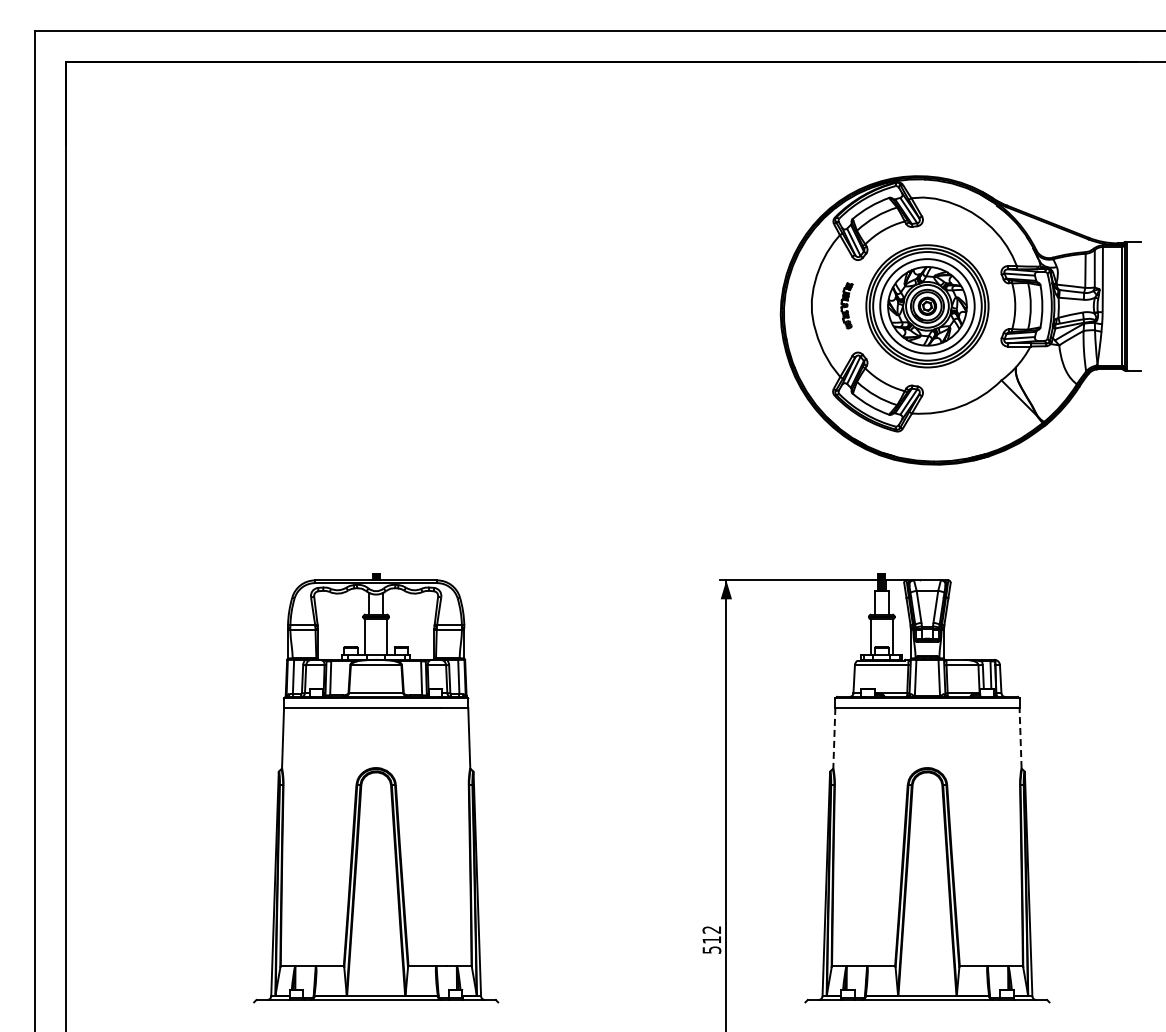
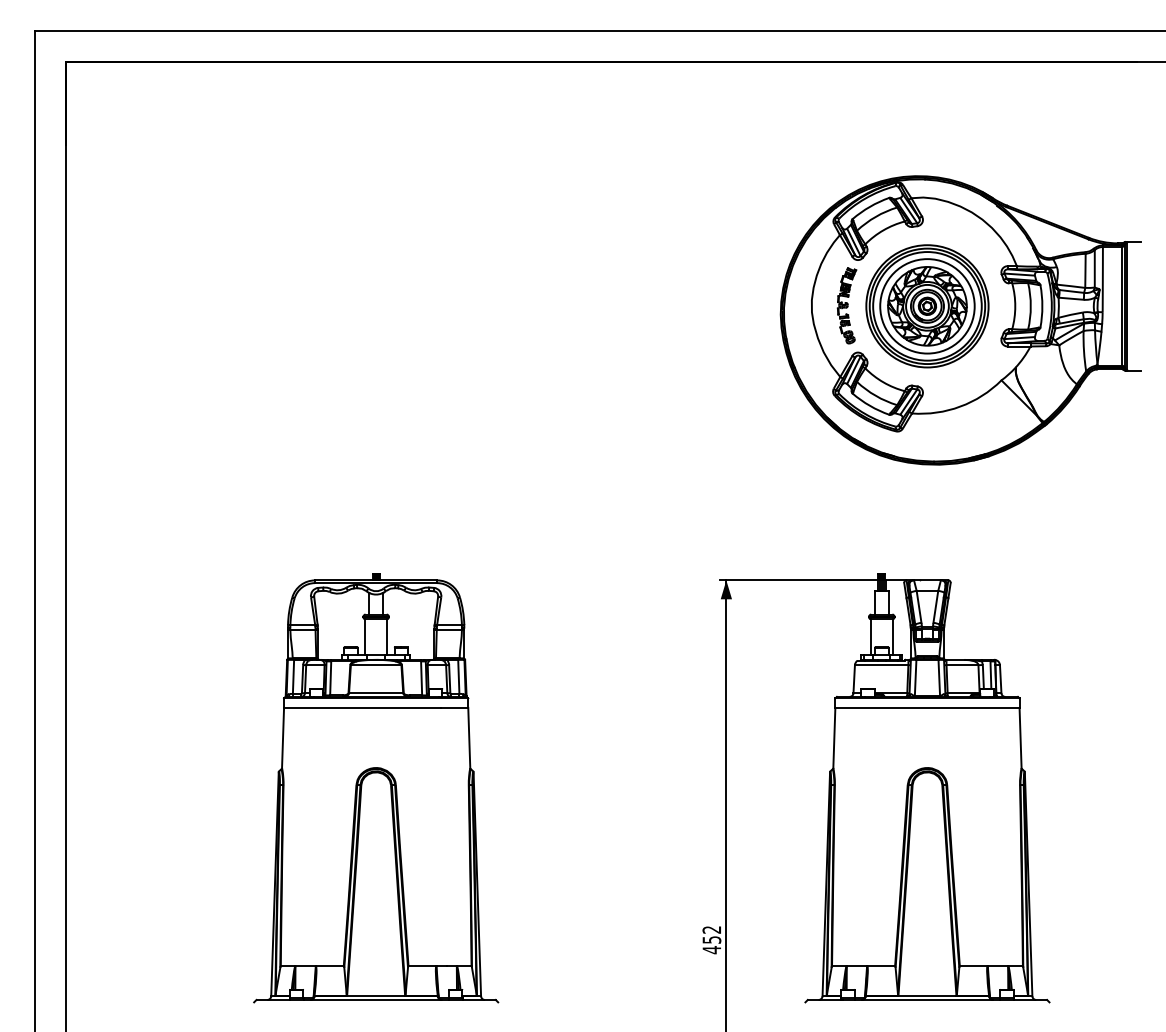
part size: 14x48 px -> 22x78 px (846, 305)
line: dashed -> solid (1020, 737)
line: dashed -> solid (834, 738)
text: 512 -> 452 (711, 945)
